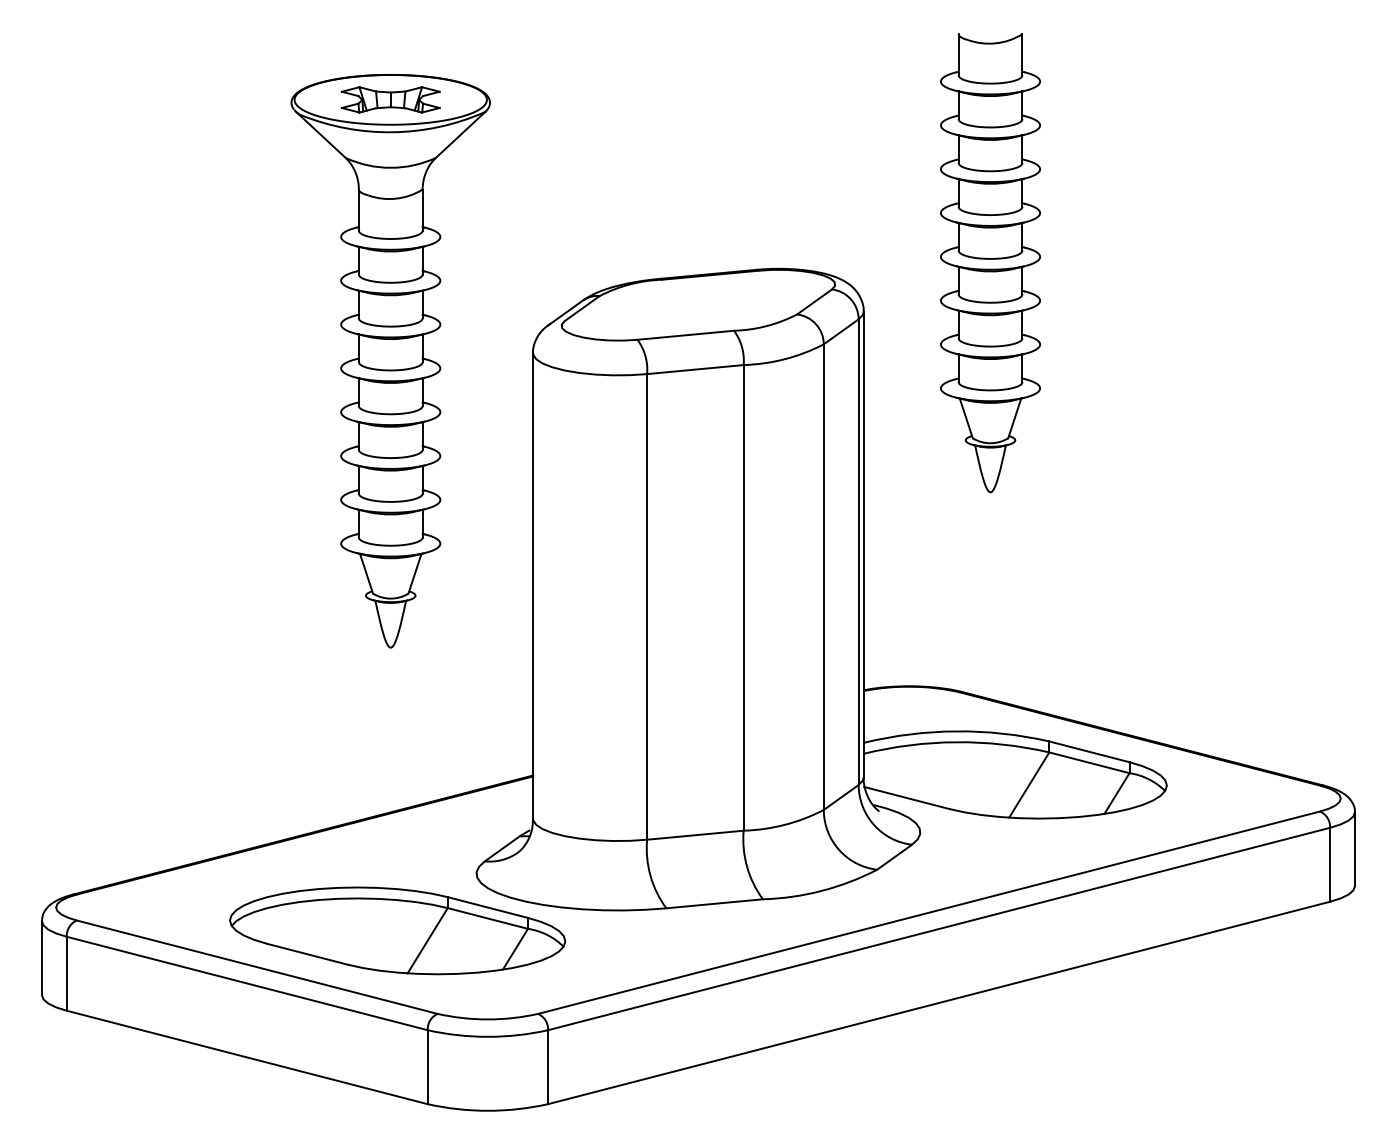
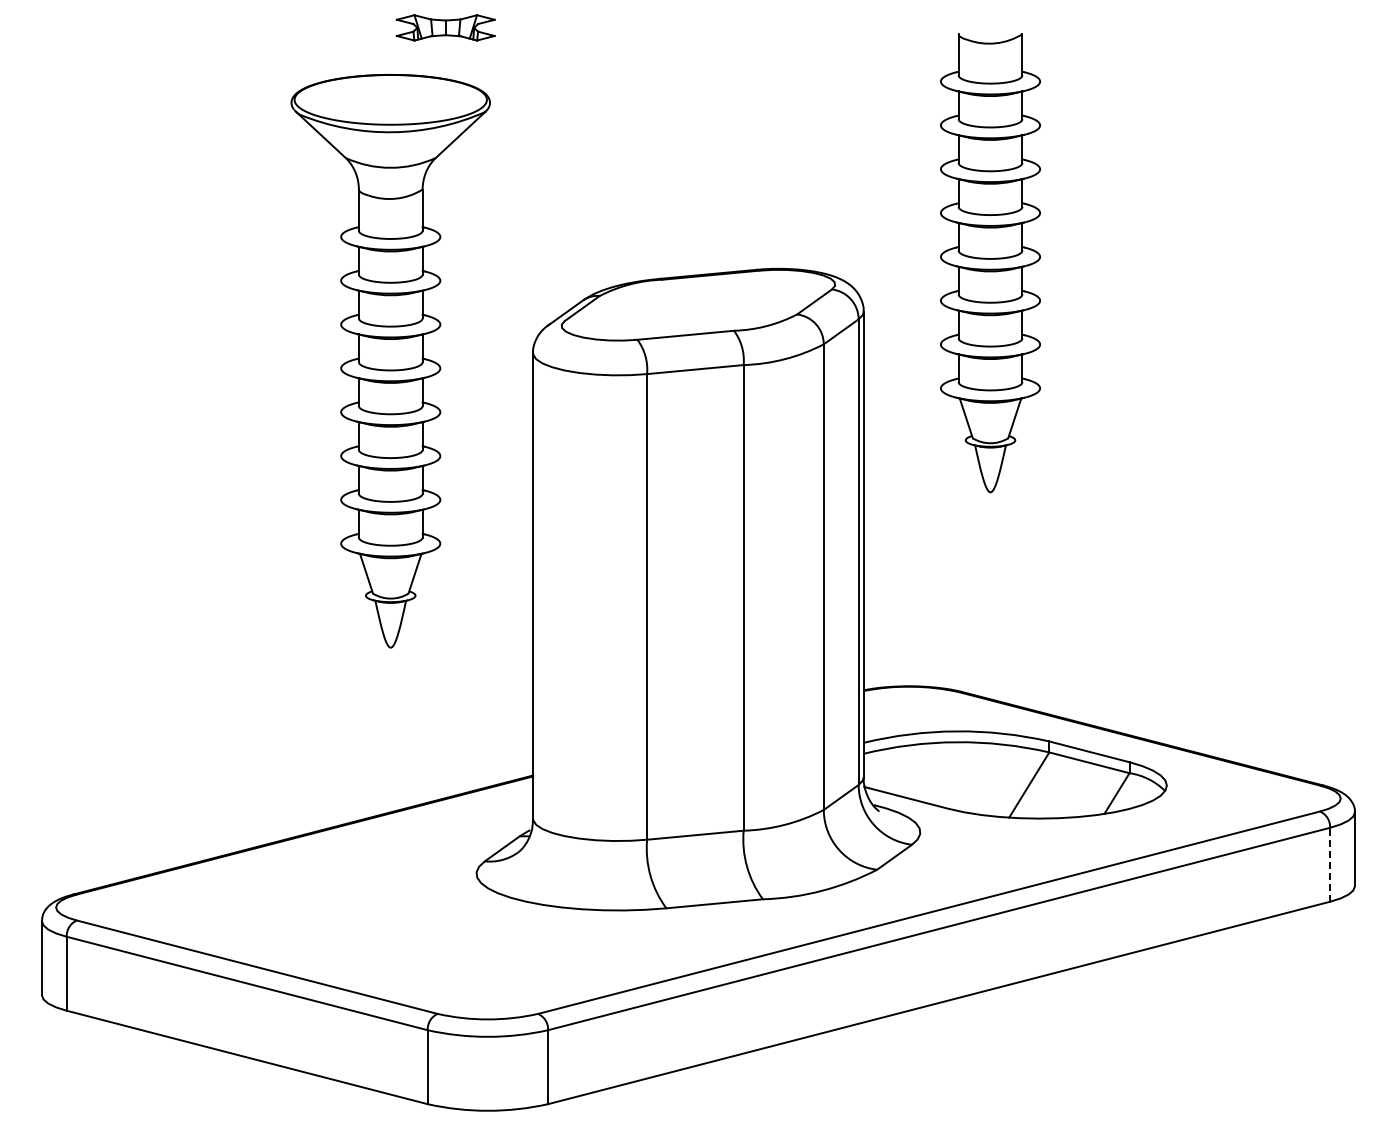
part position: (390, 99) -> (445, 27) (445, 27)
line: solid -> dashed (1330, 864)
part: present -> none (397, 930)
